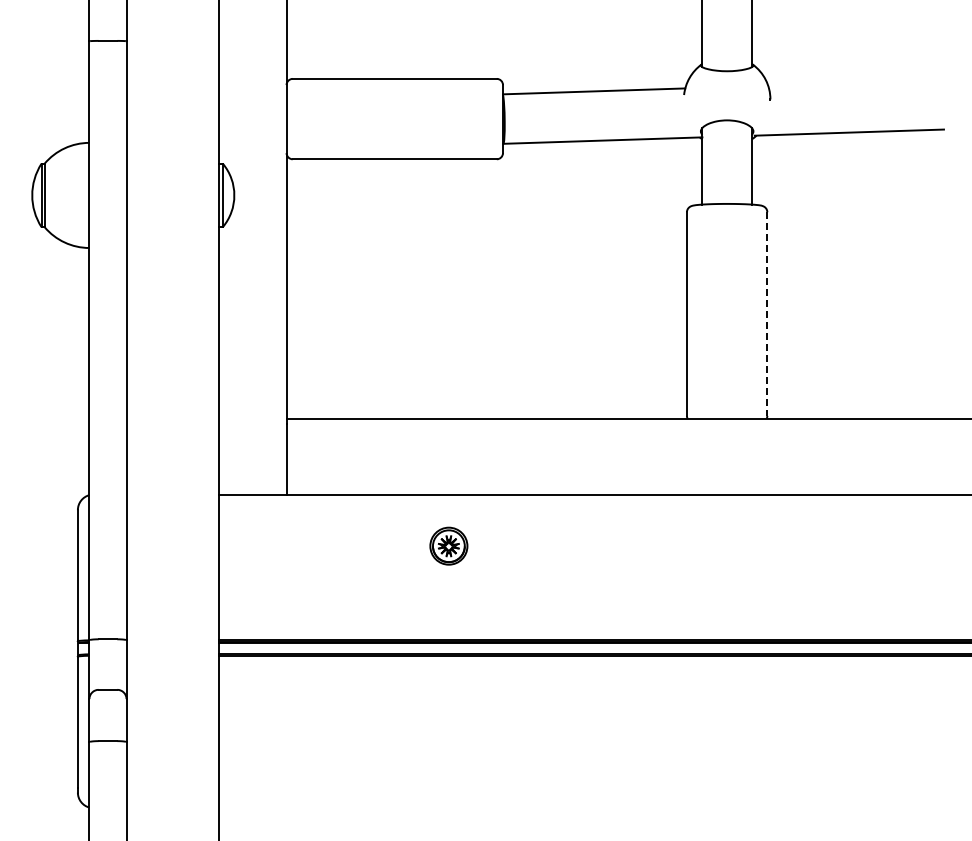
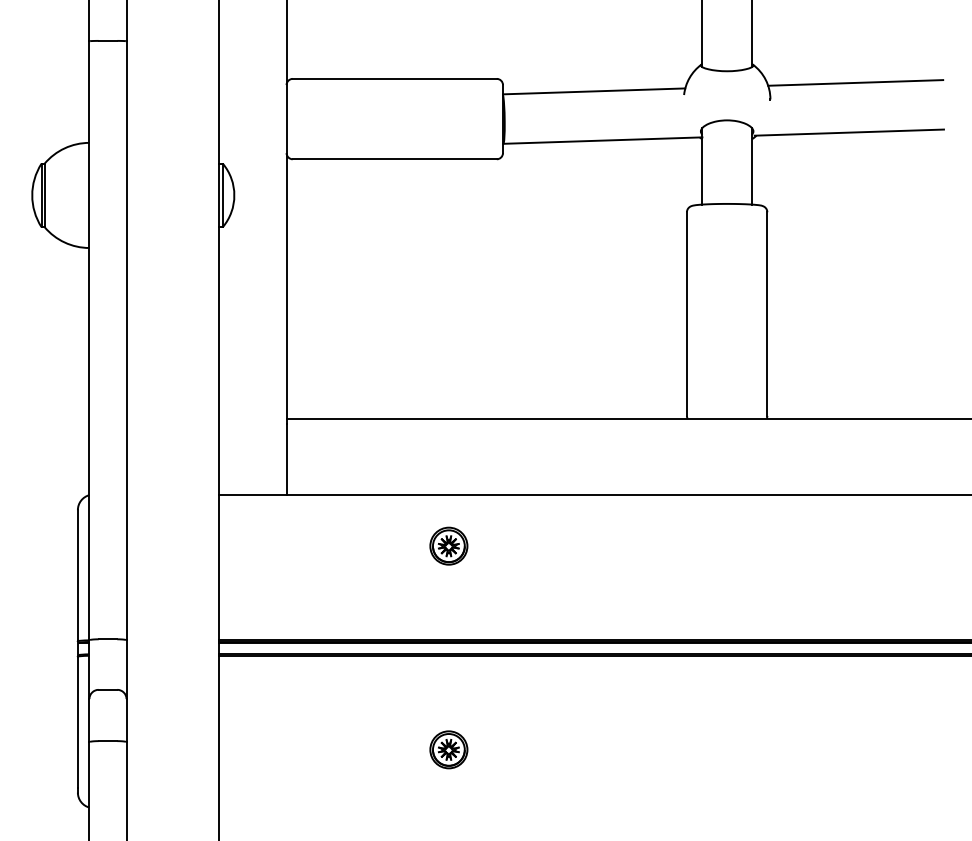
line: none -> present (855, 82)
line: dashed -> solid (767, 314)
part: none -> present (448, 749)
